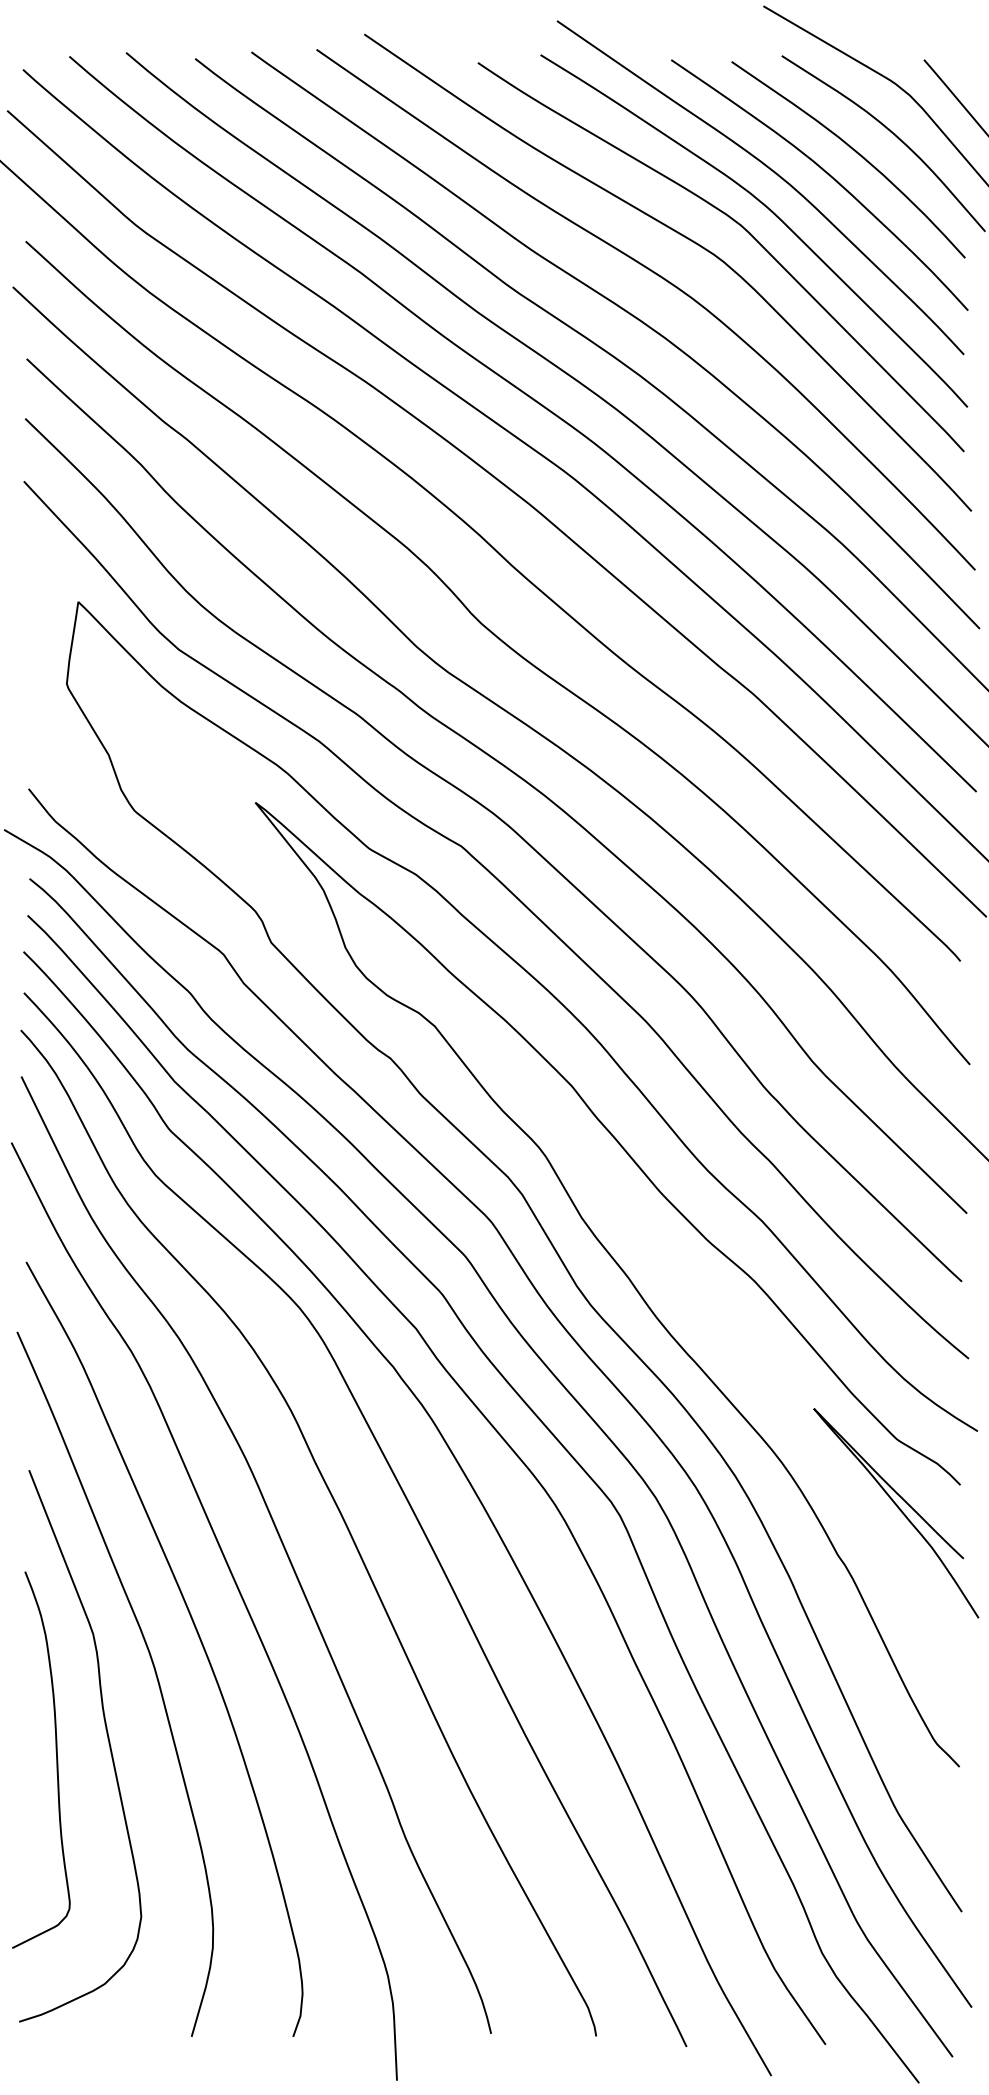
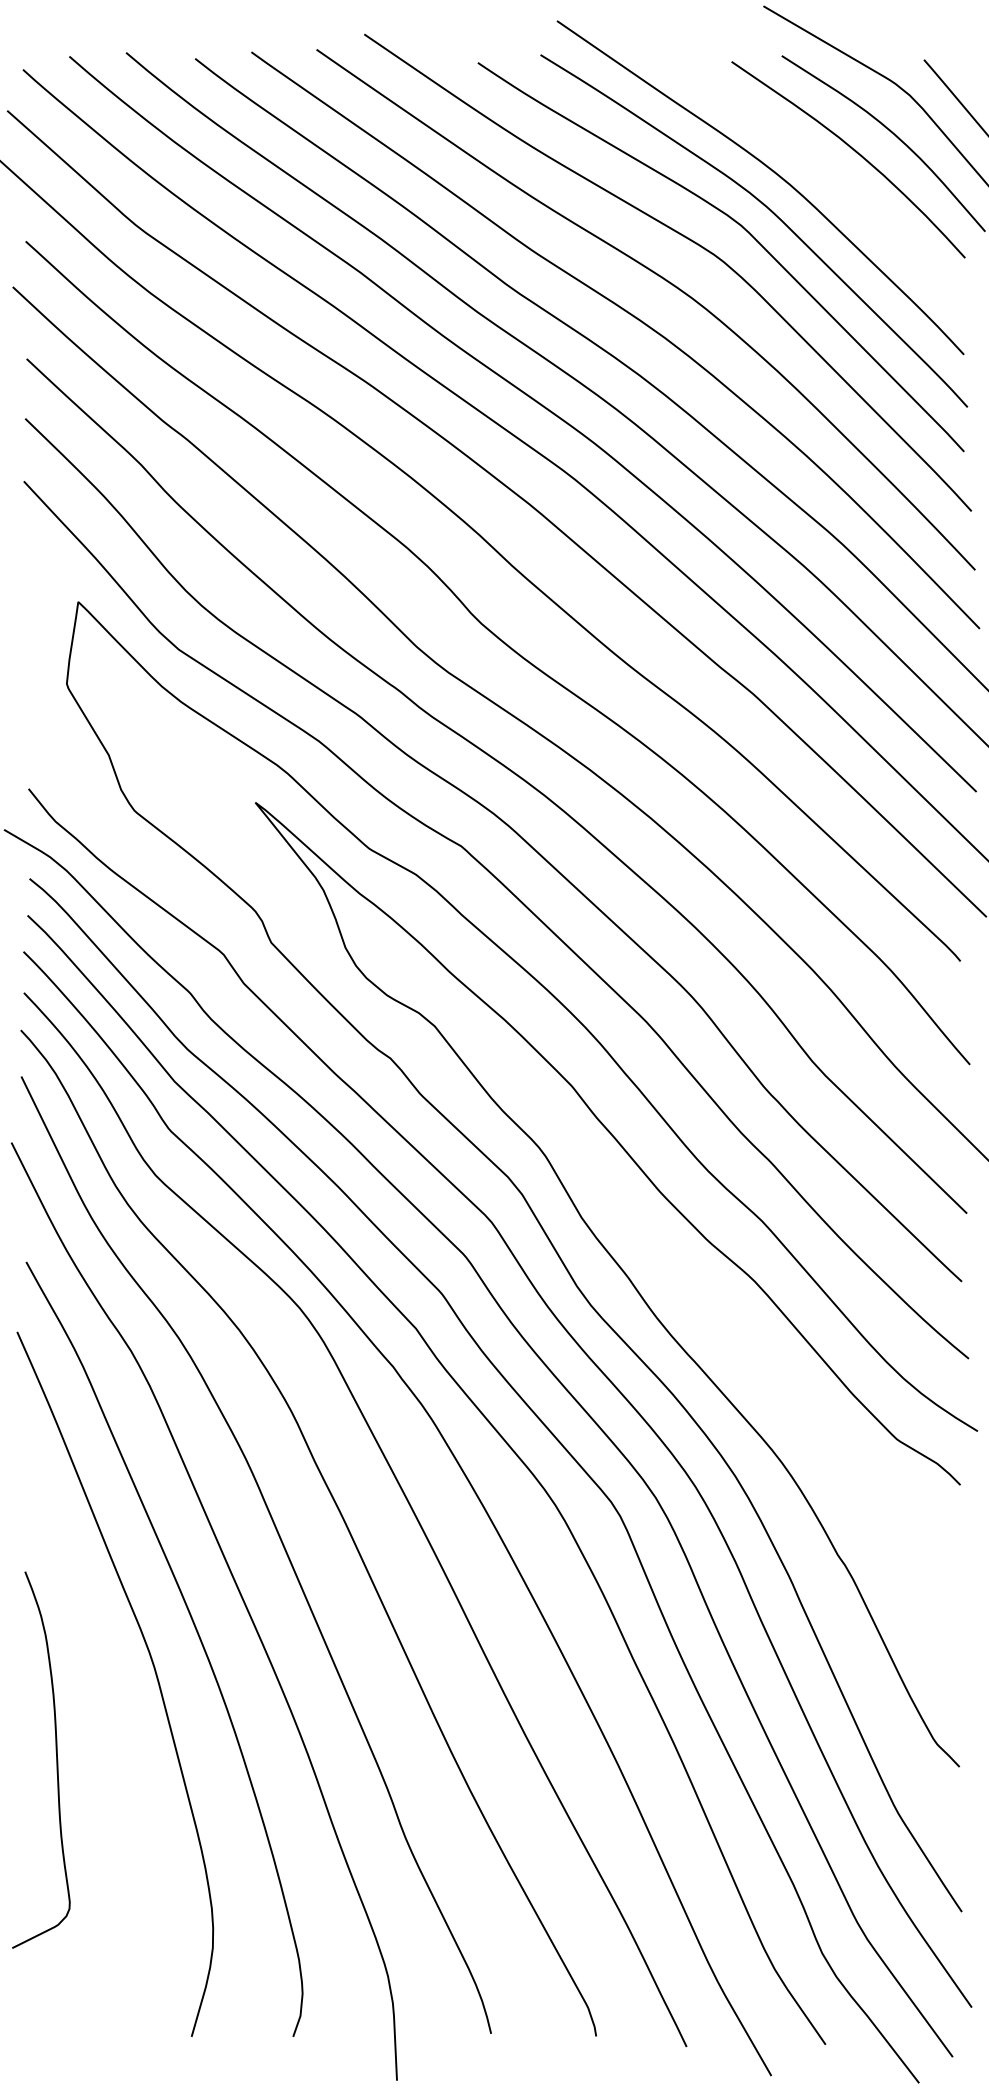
curve: present -> none (828, 175)
curve: present -> none (899, 1510)
curve: present -> none (107, 1739)
